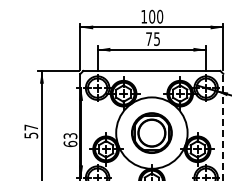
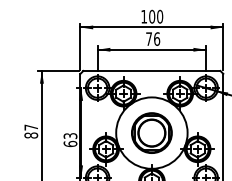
text: 75 -> 76 (157, 38)
line: dashed -> solid (223, 126)
text: 57 -> 87 (31, 135)
